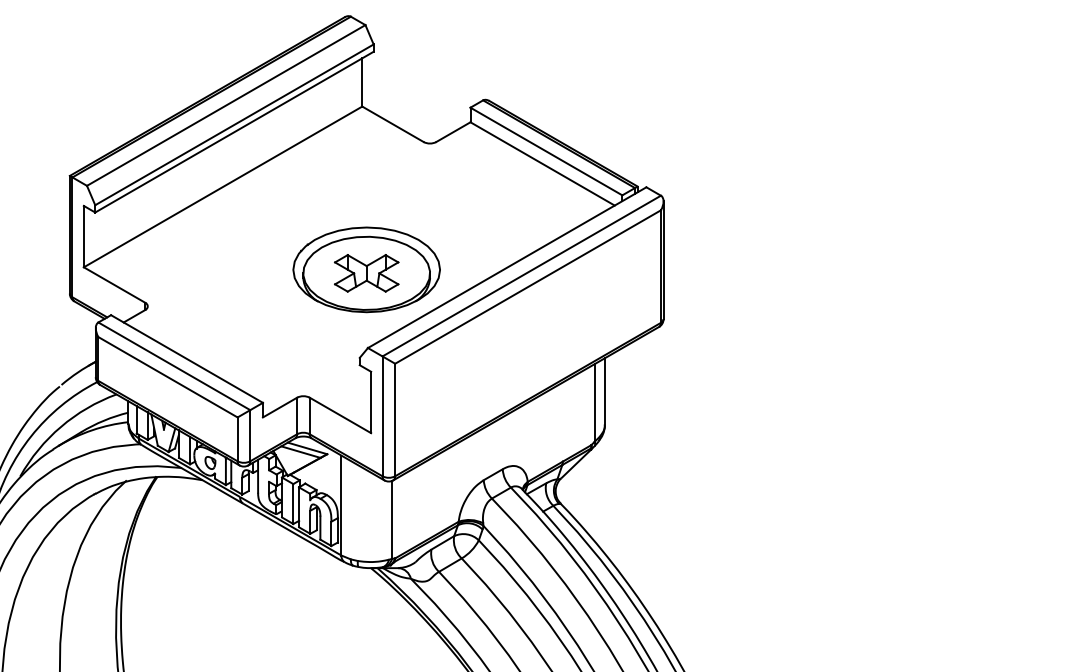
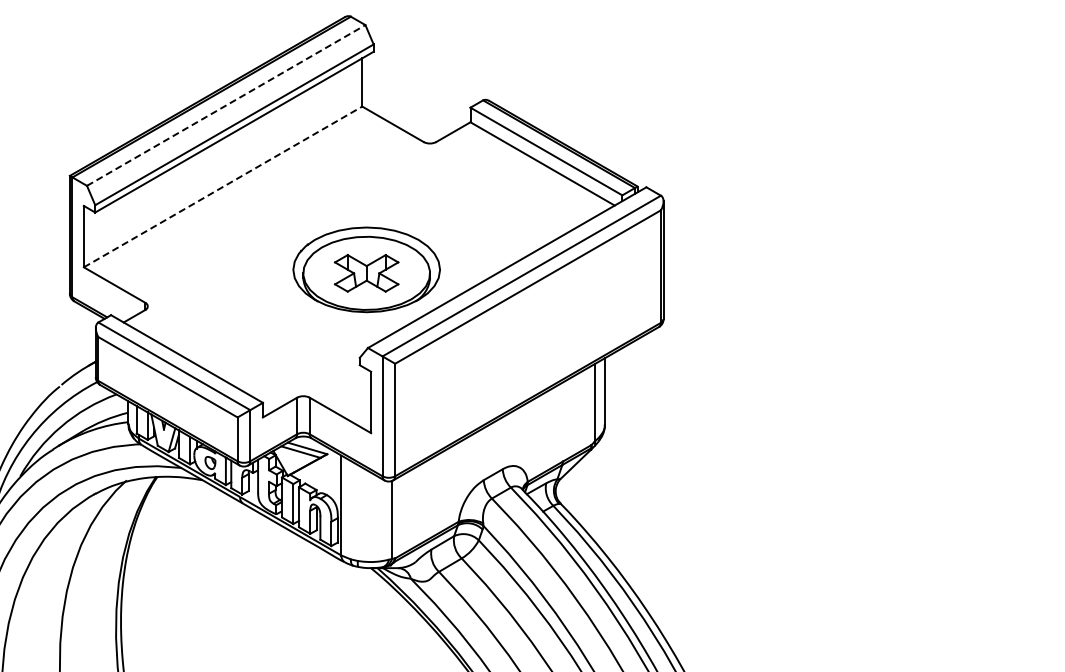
line: solid -> dashed (226, 105)
line: solid -> dashed (223, 186)
